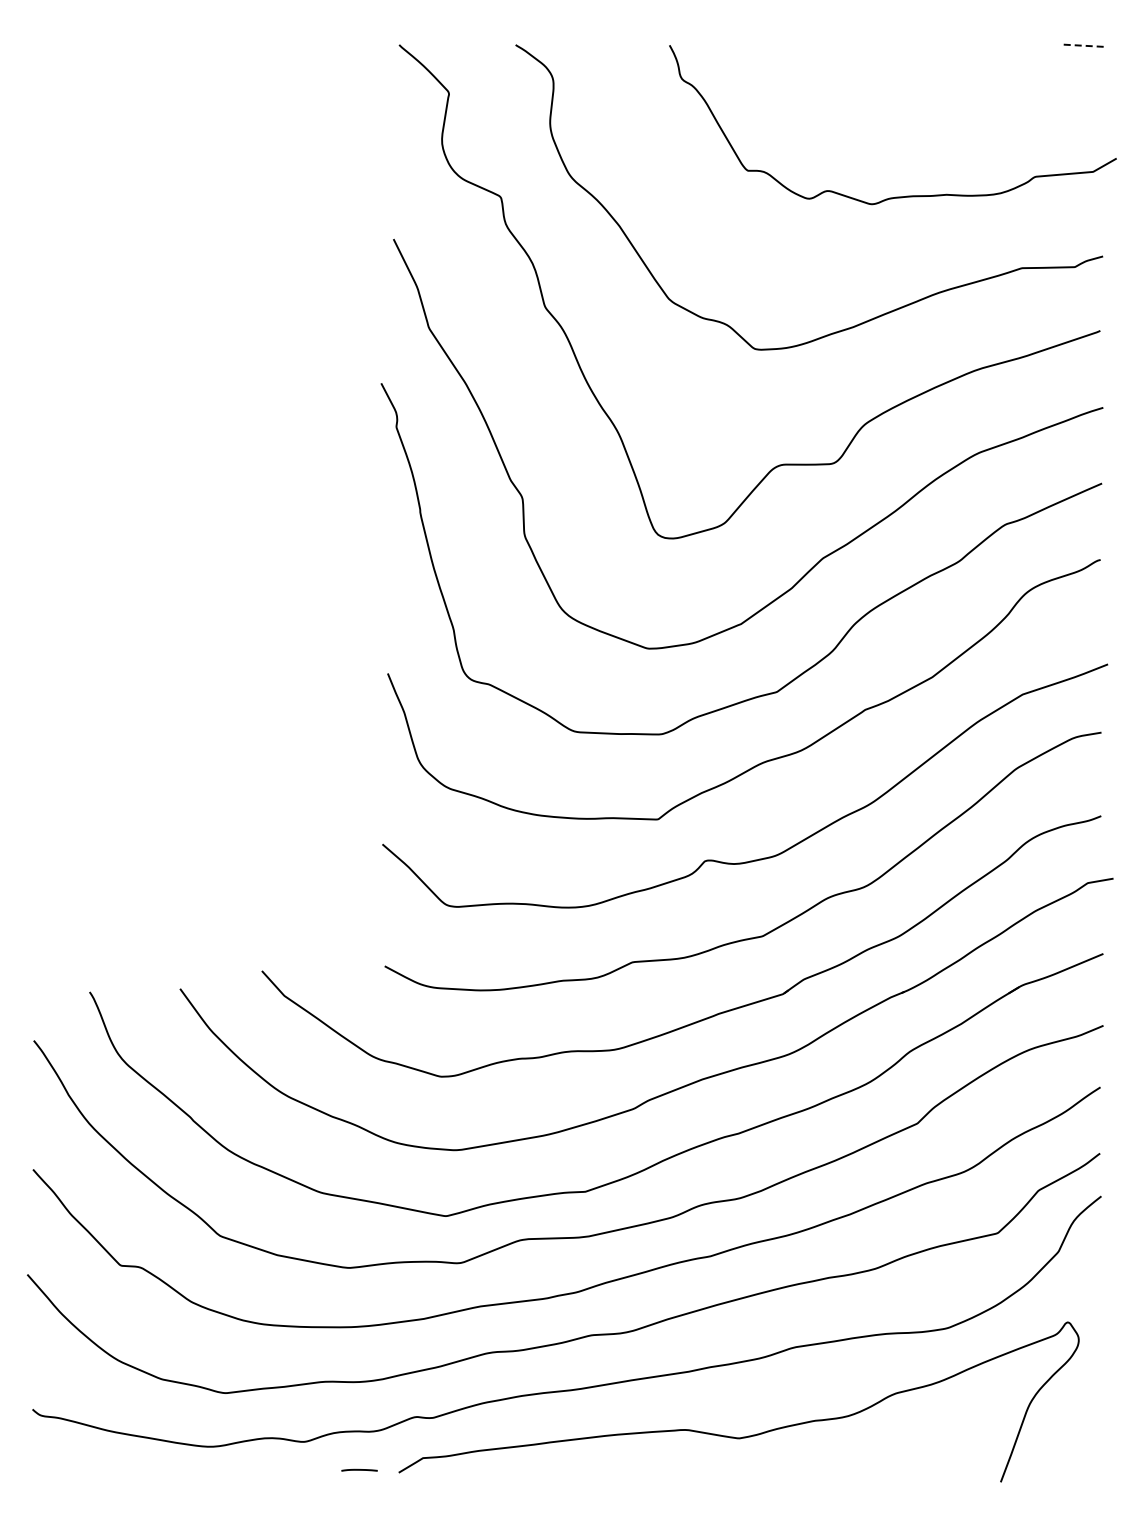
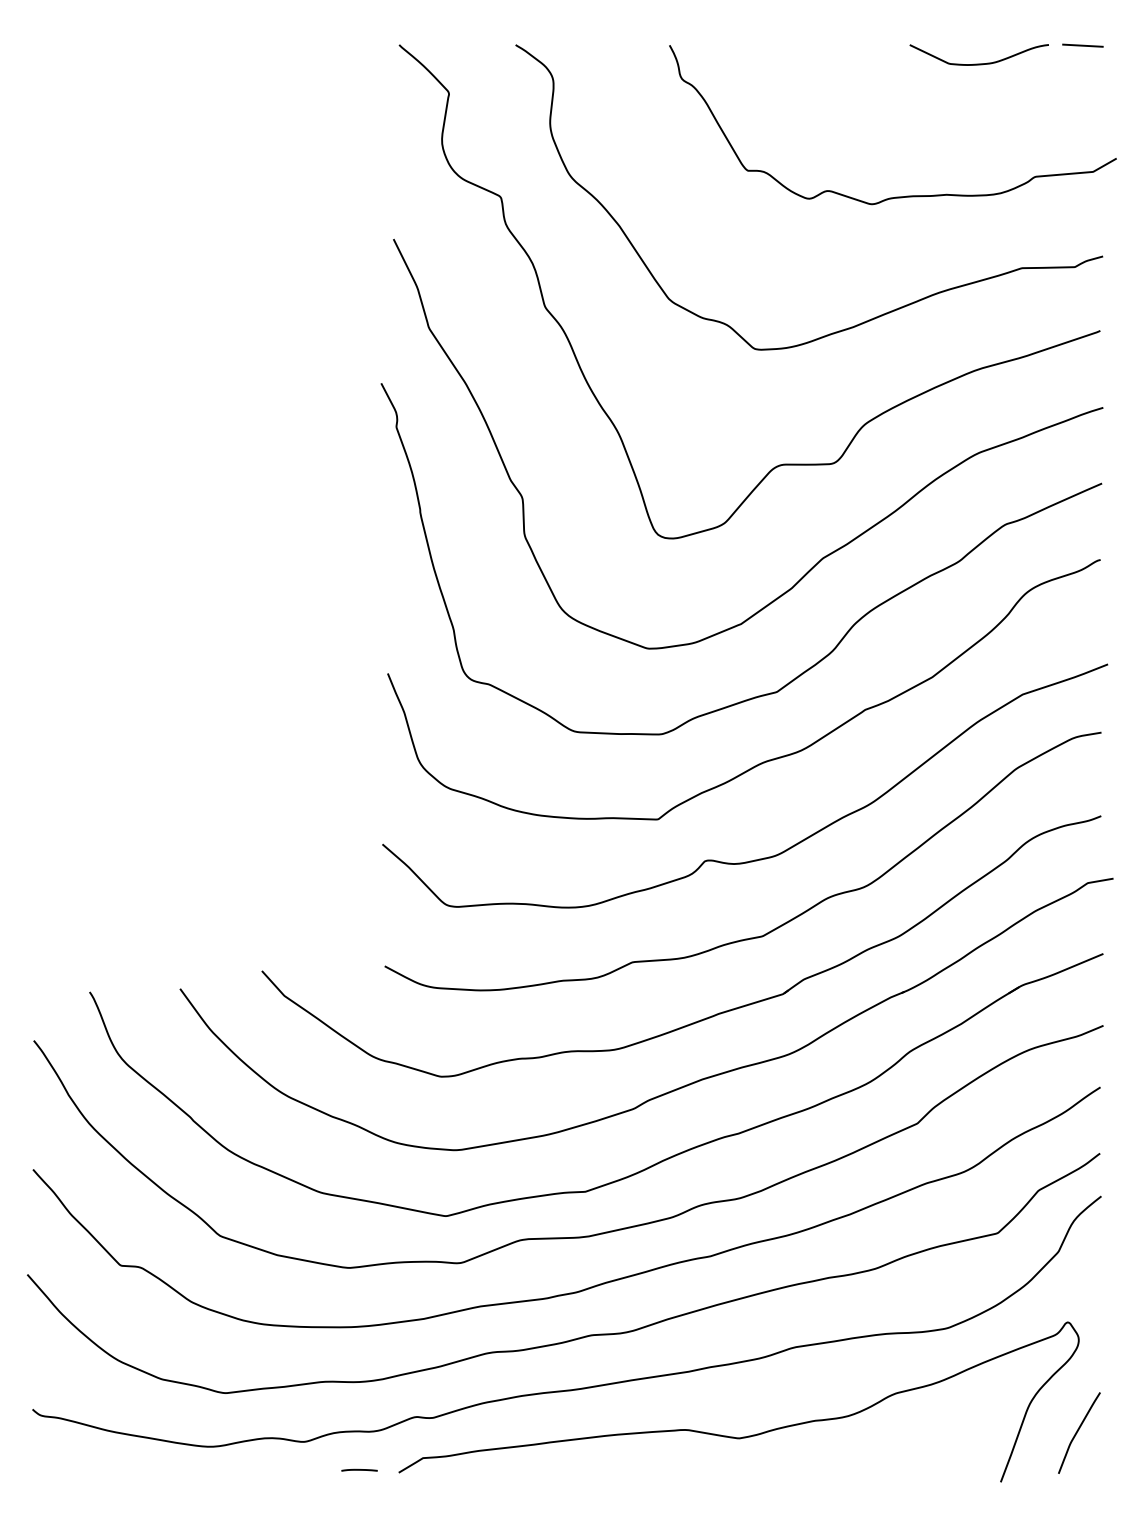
line: dashed -> solid (1082, 45)
curve: none -> present (978, 63)
curve: none -> present (1078, 1431)
